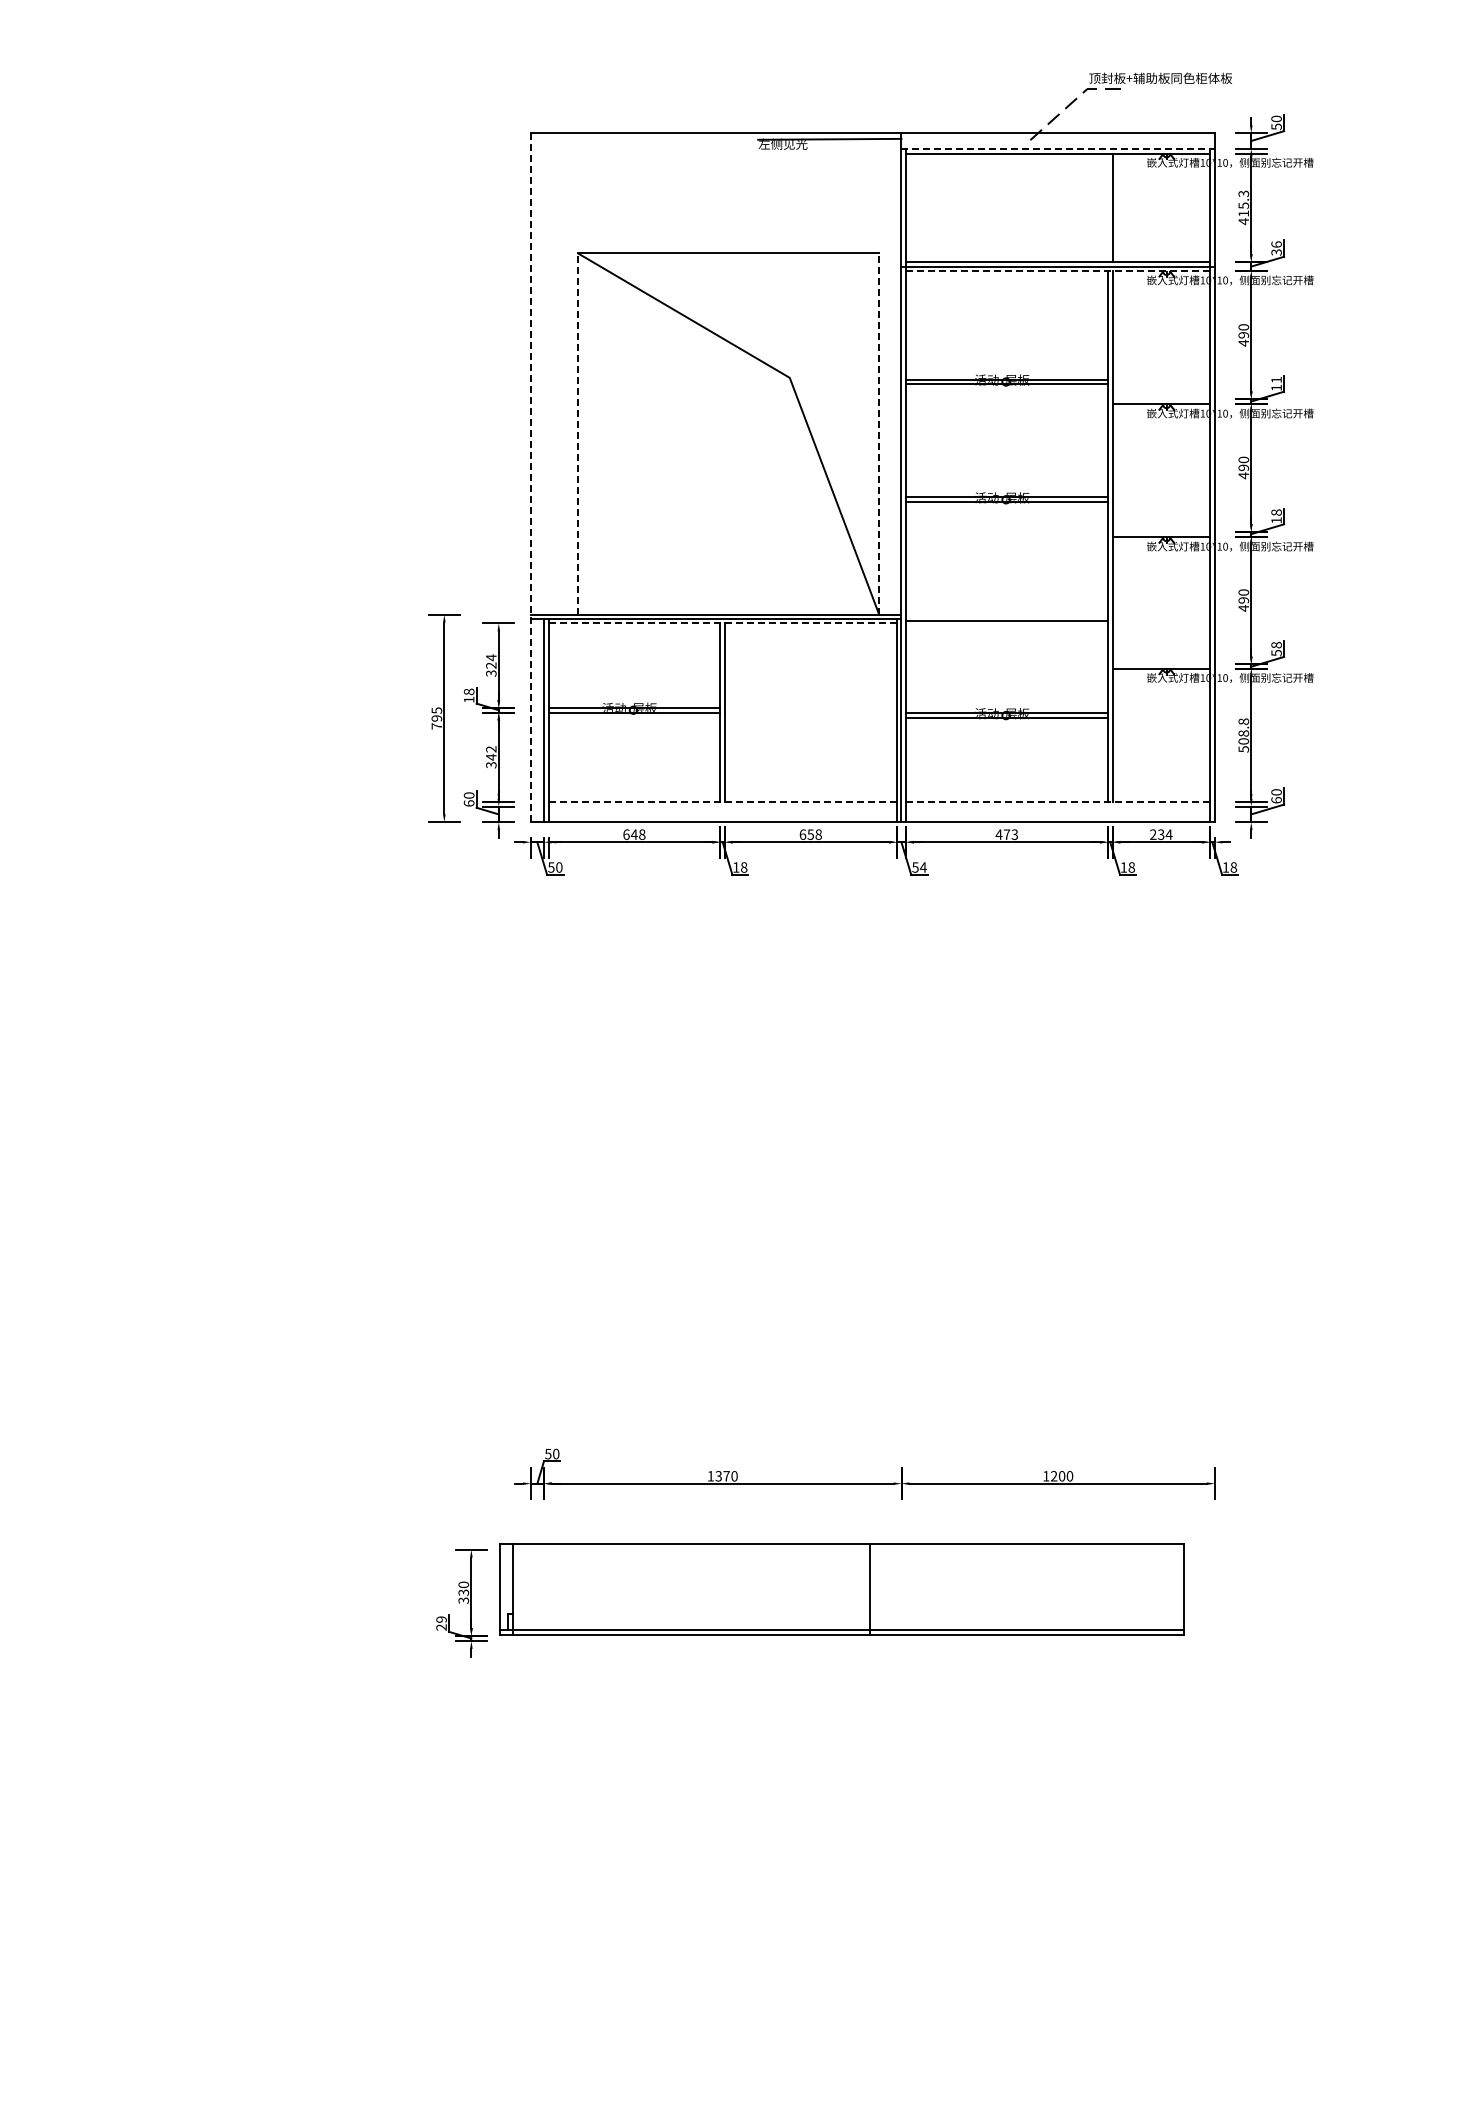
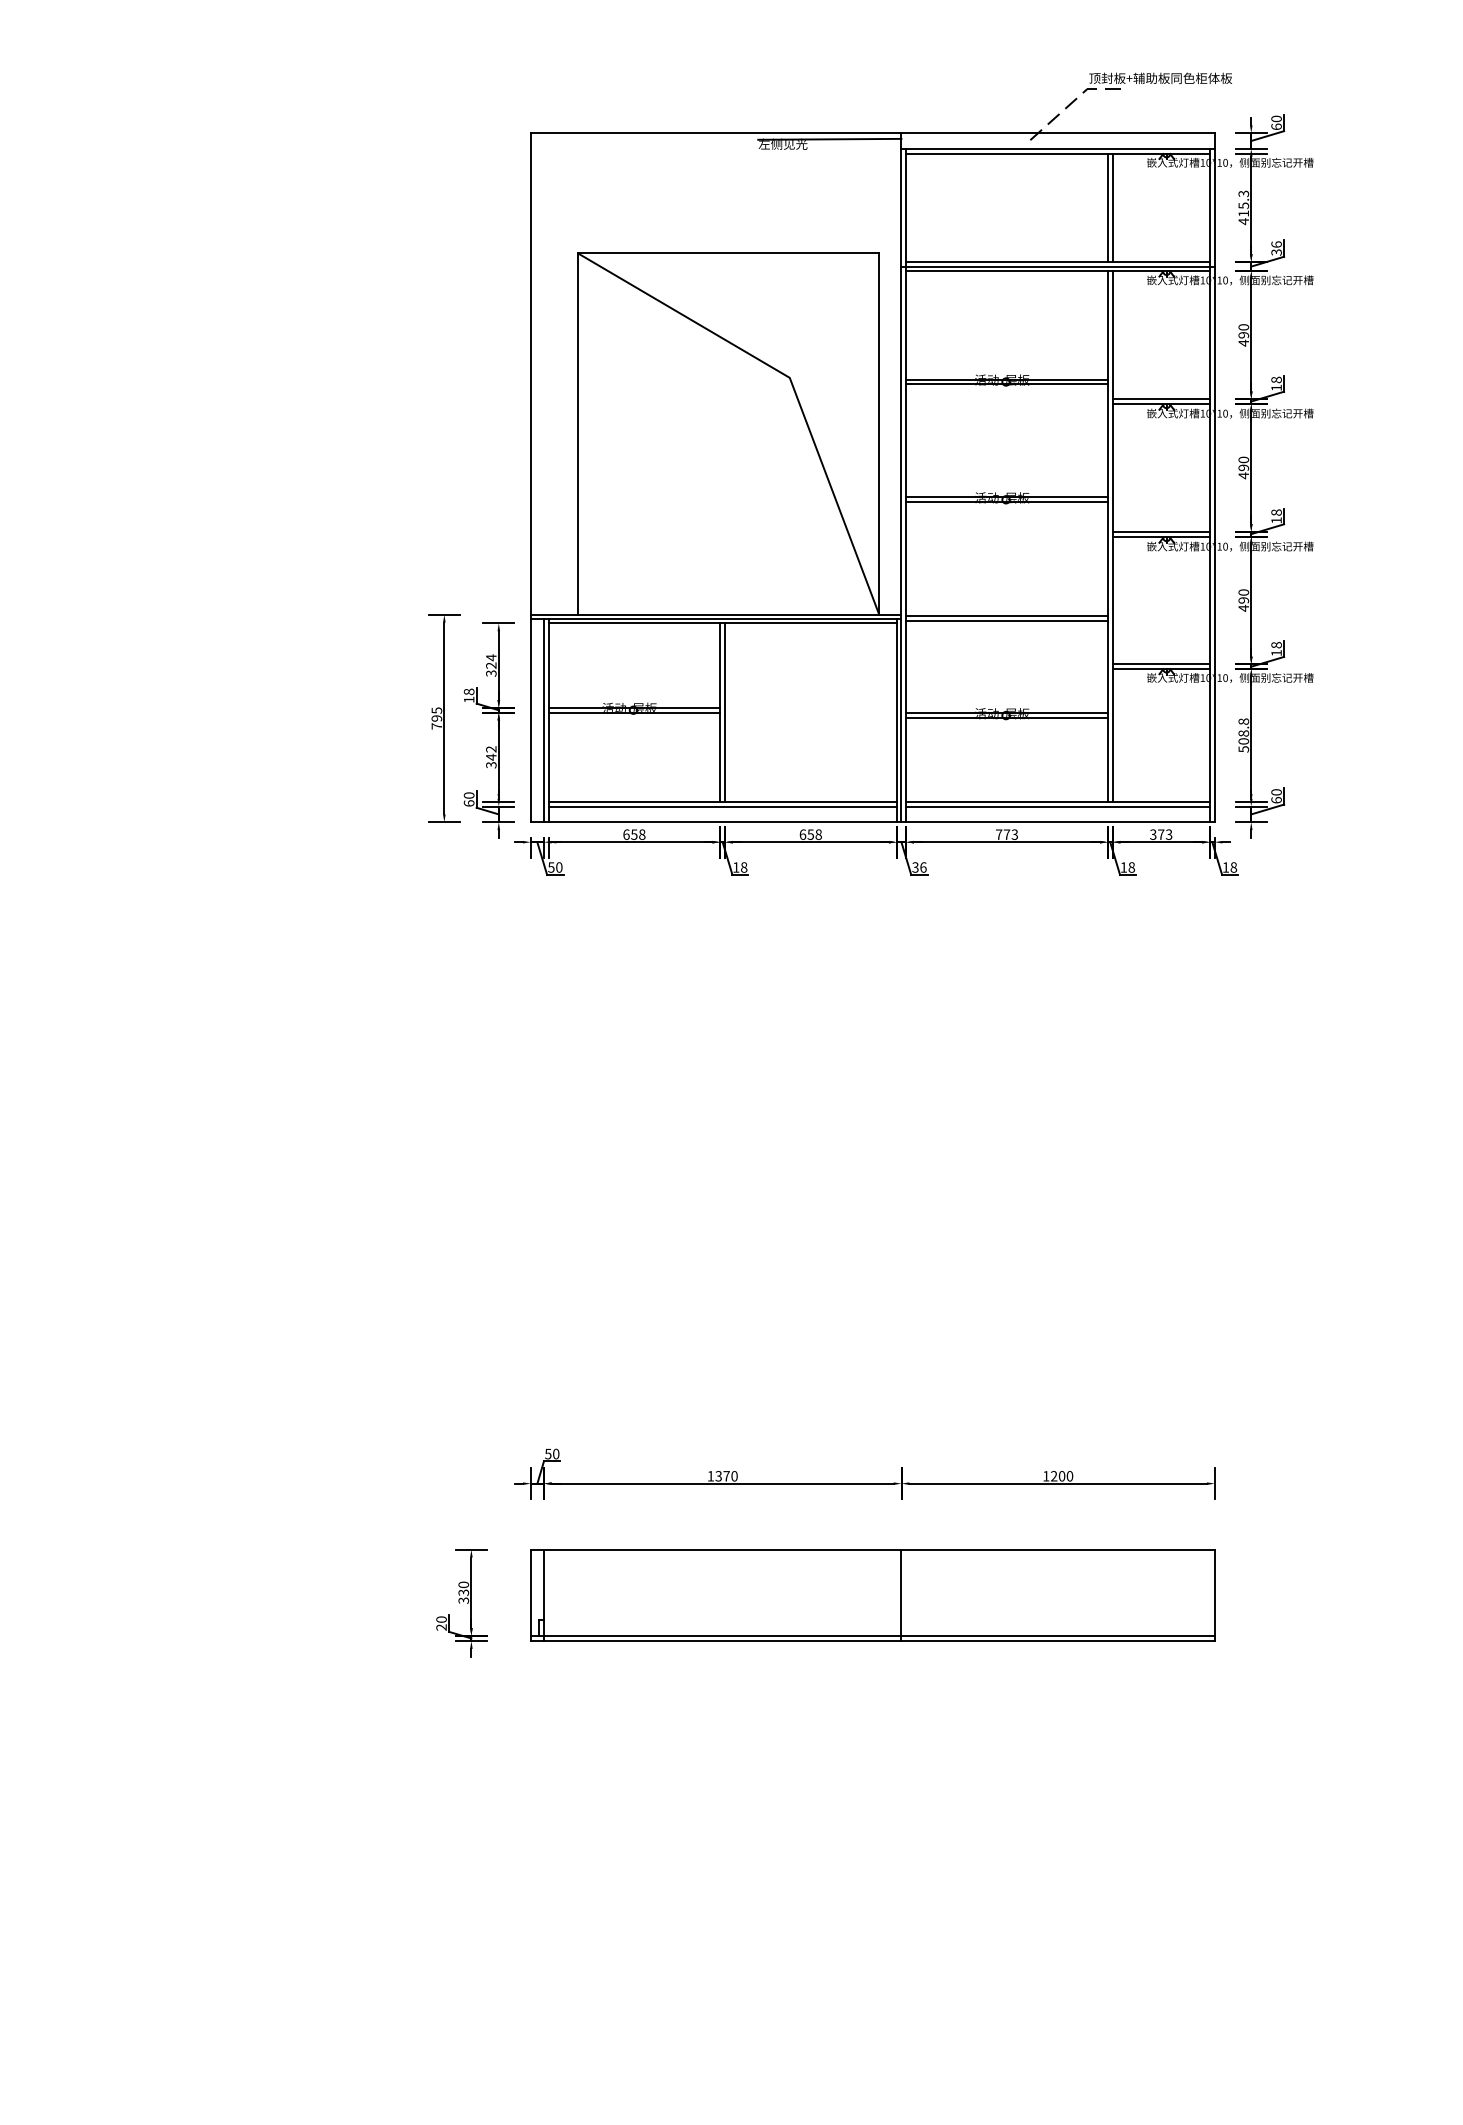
text: 50 -> 60 (1276, 126)
line: dashed -> solid (1058, 148)
line: none -> present (1107, 207)
line: dashed -> solid (1058, 271)
text: 11 -> 18 (1276, 379)
line: none -> present (1160, 399)
line: dashed -> solid (577, 434)
line: dashed -> solid (879, 434)
line: dashed -> solid (530, 477)
line: none -> present (1160, 531)
line: none -> present (1006, 616)
line: dashed -> solid (723, 623)
text: 58 -> 18 (1276, 653)
line: none -> present (1160, 664)
line: dashed -> solid (723, 801)
line: dashed -> solid (1058, 801)
line: none -> present (722, 806)
line: none -> present (1057, 806)
text: 648 -> 658 (633, 834)
text: 473 -> 773 (998, 834)
text: 234 -> 373 (1161, 834)
text: 54 -> 36 (919, 867)
part position: (841, 1589) -> (872, 1595) (872, 1595)
text: 29 -> 20 (441, 1619)
